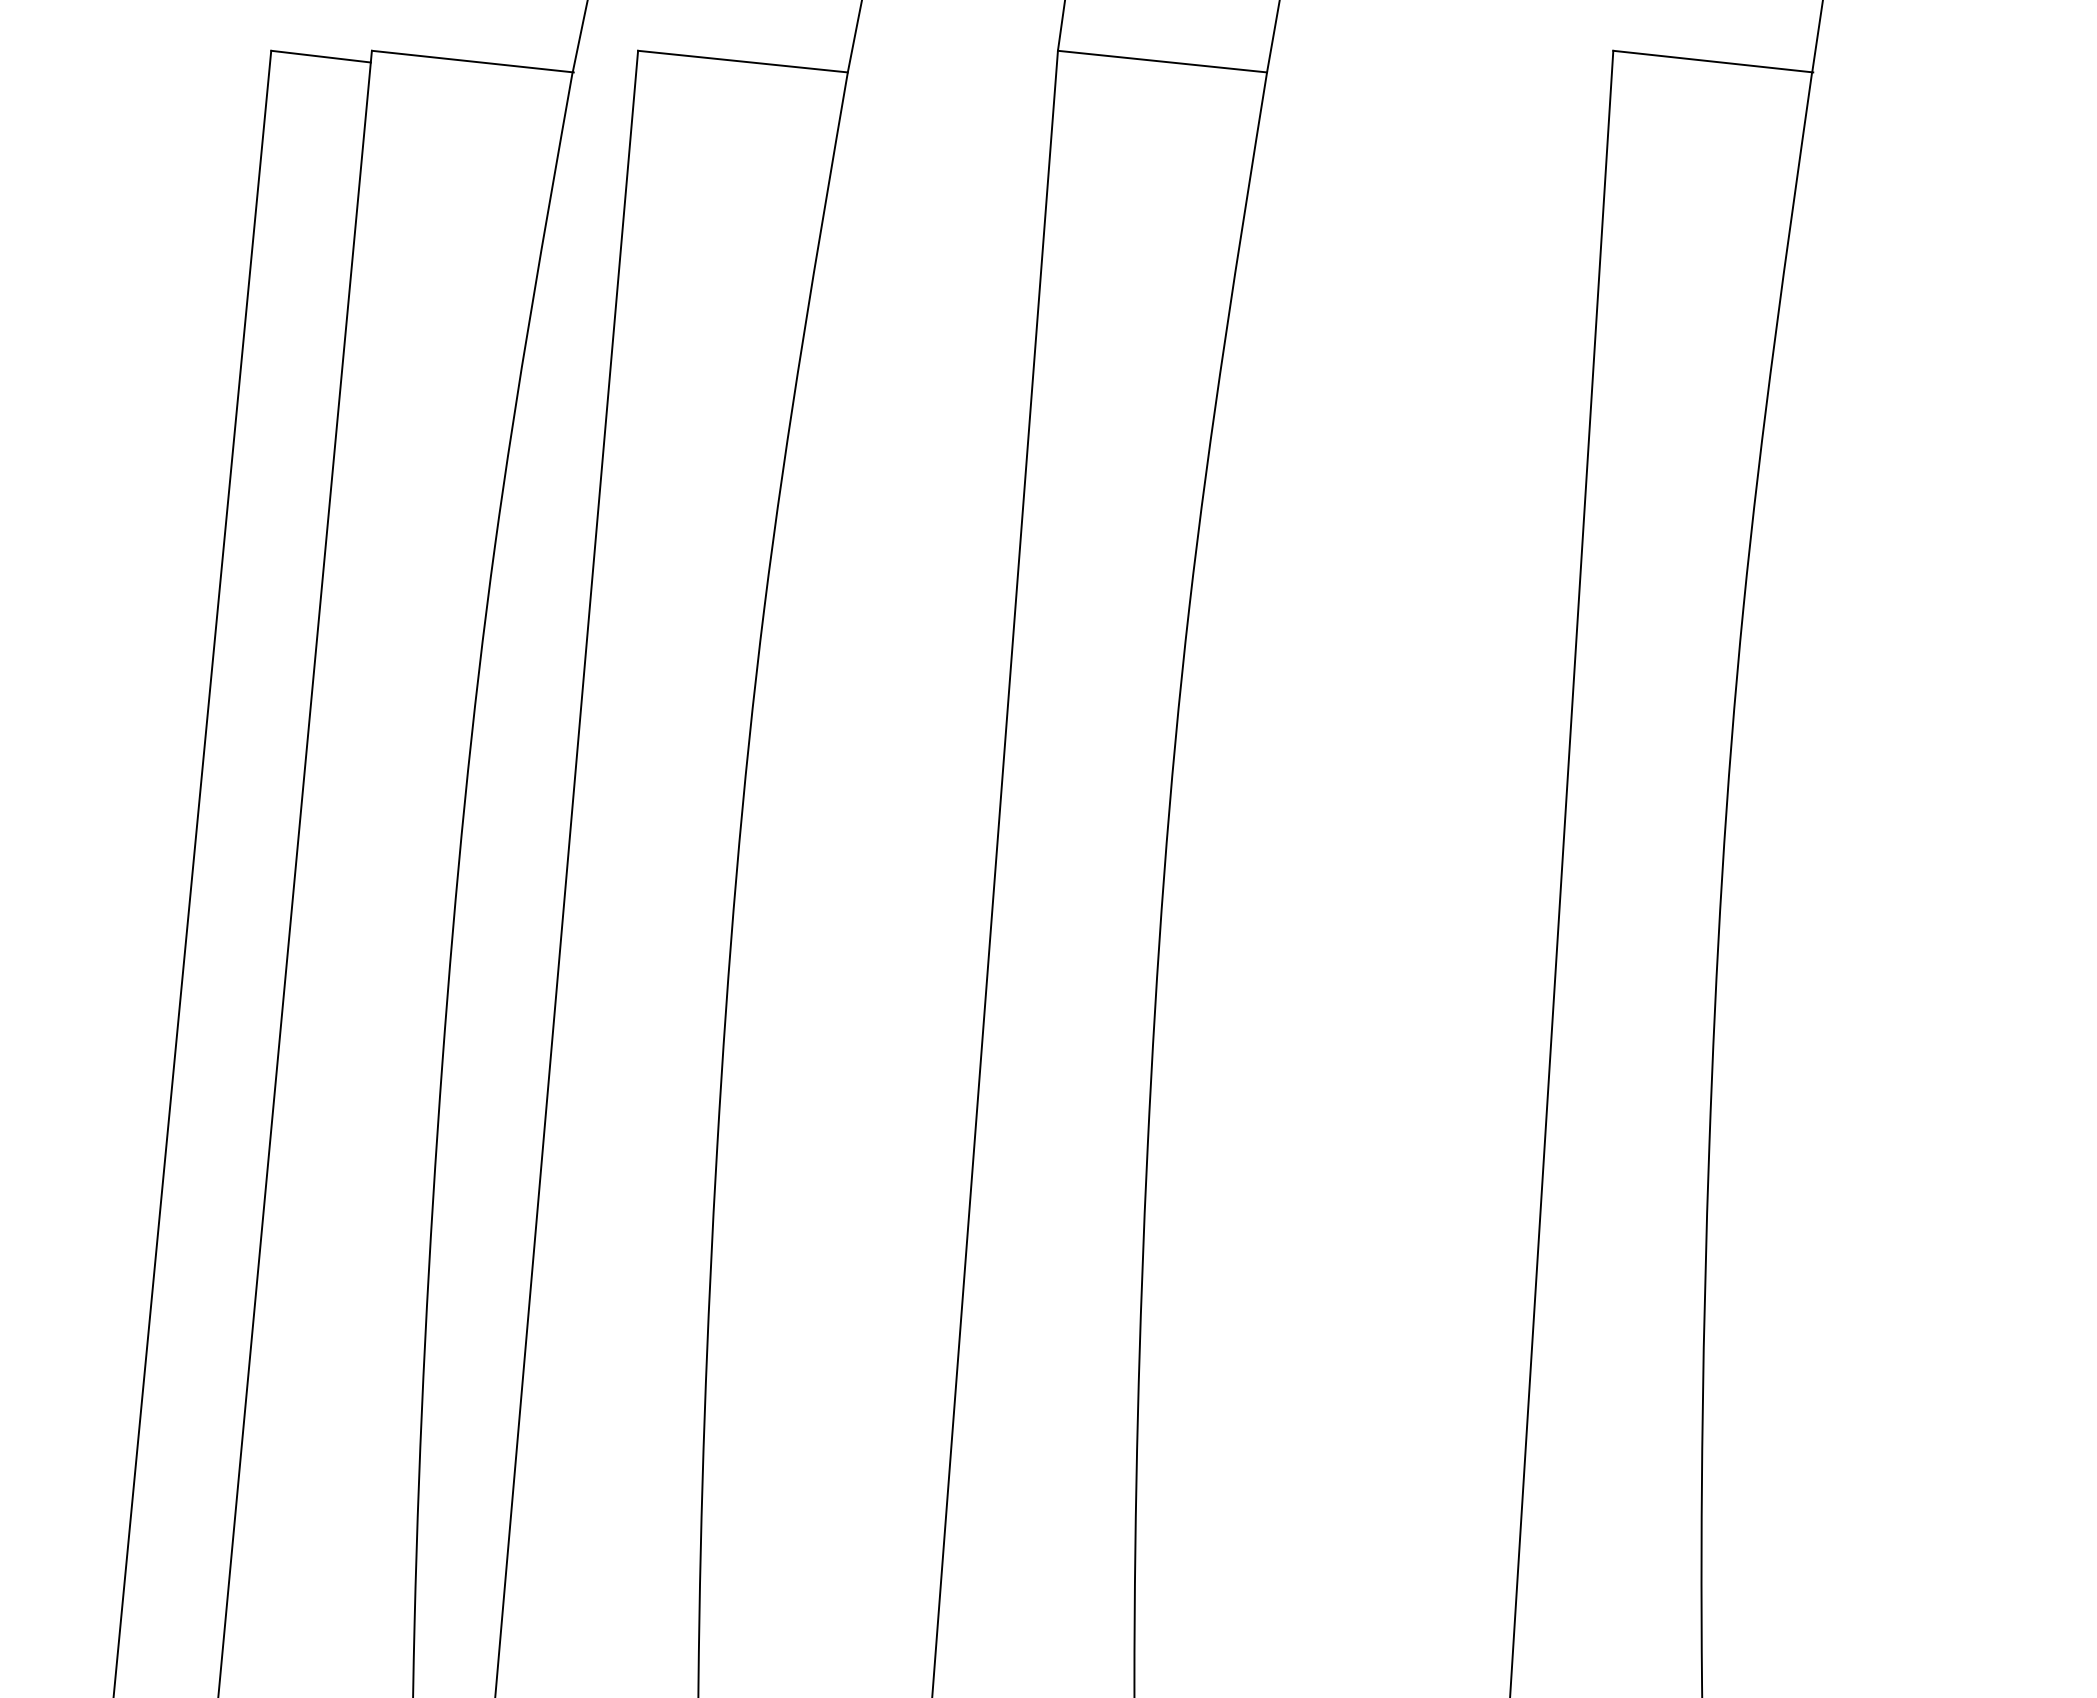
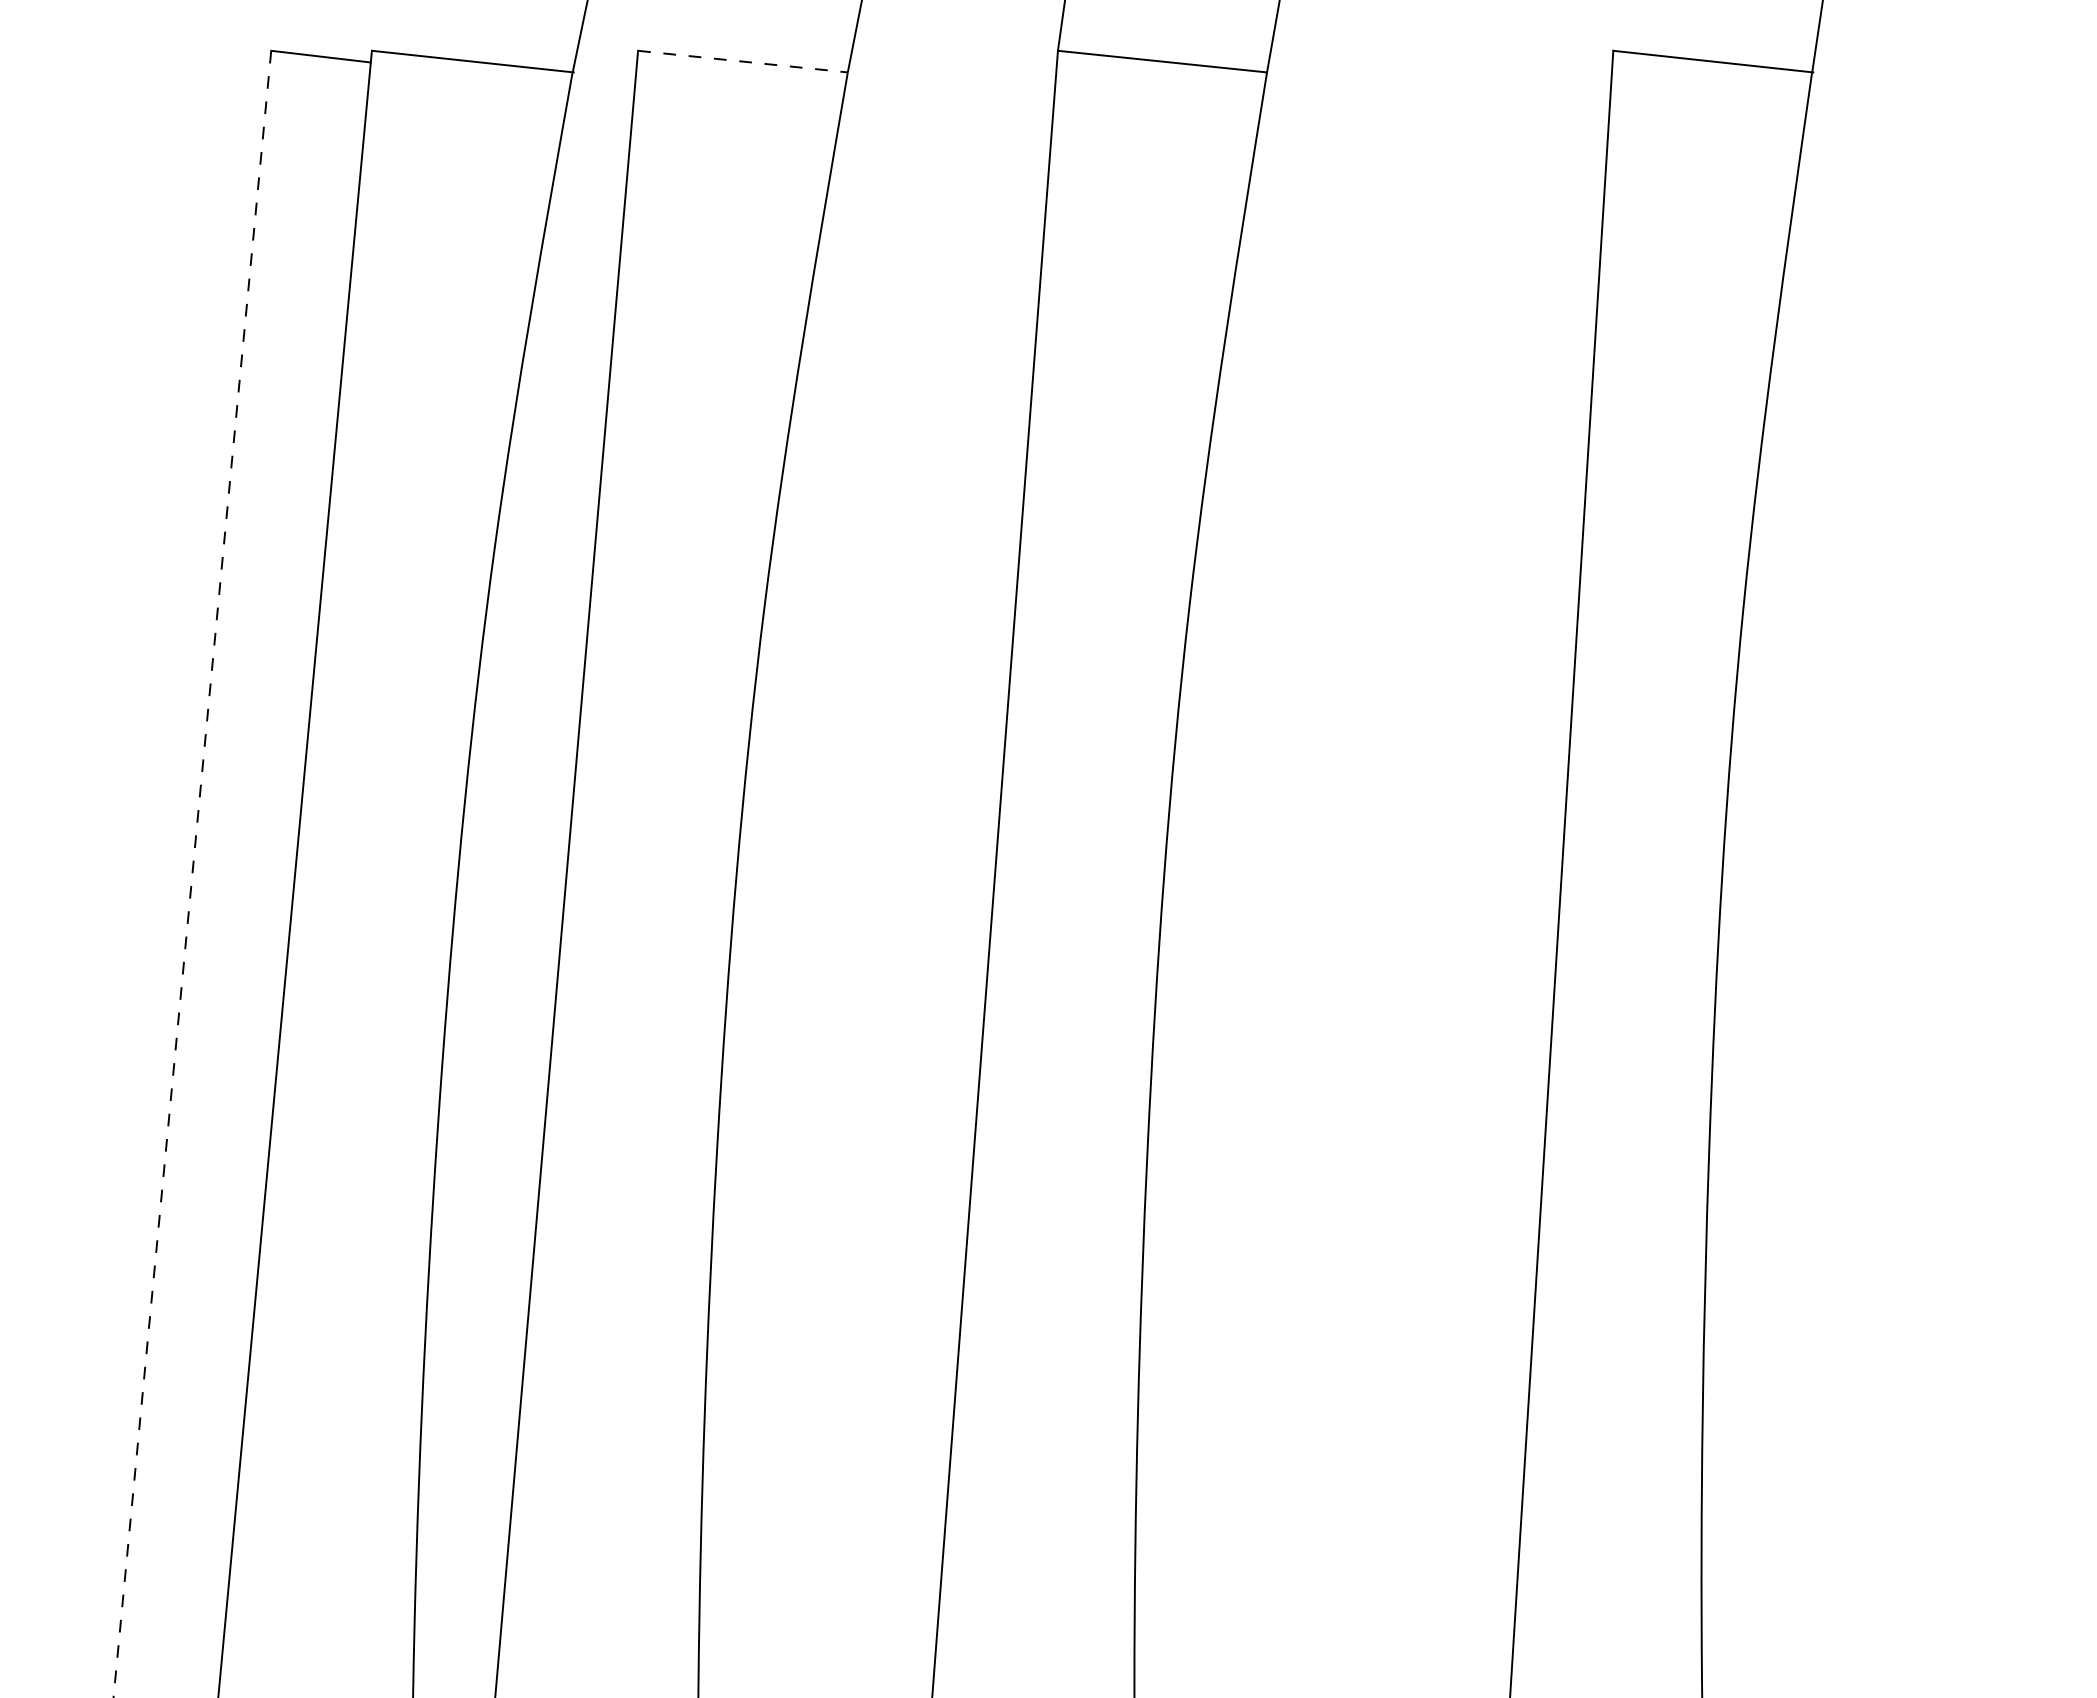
line: solid -> dashed (743, 61)
line: solid -> dashed (192, 874)
